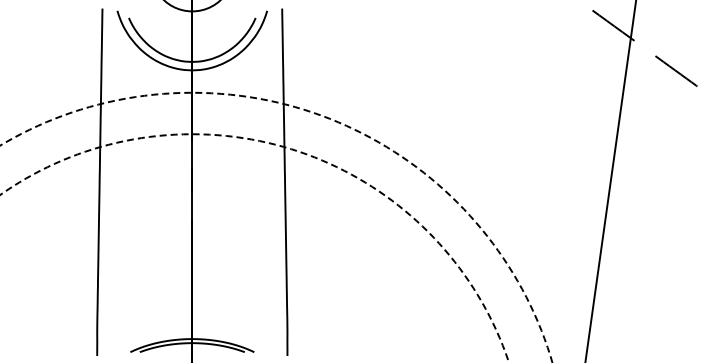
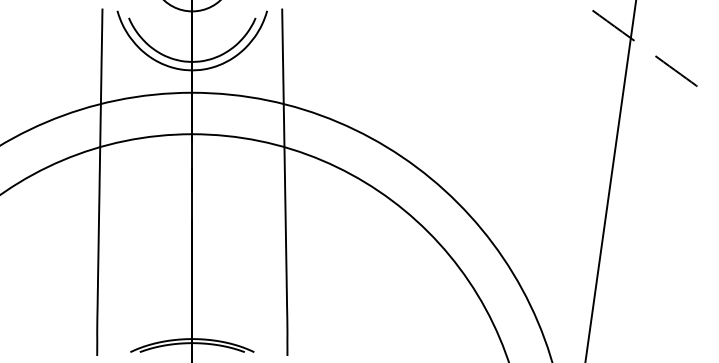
circle: dashed -> solid (276, 227)
circle: dashed -> solid (254, 248)
